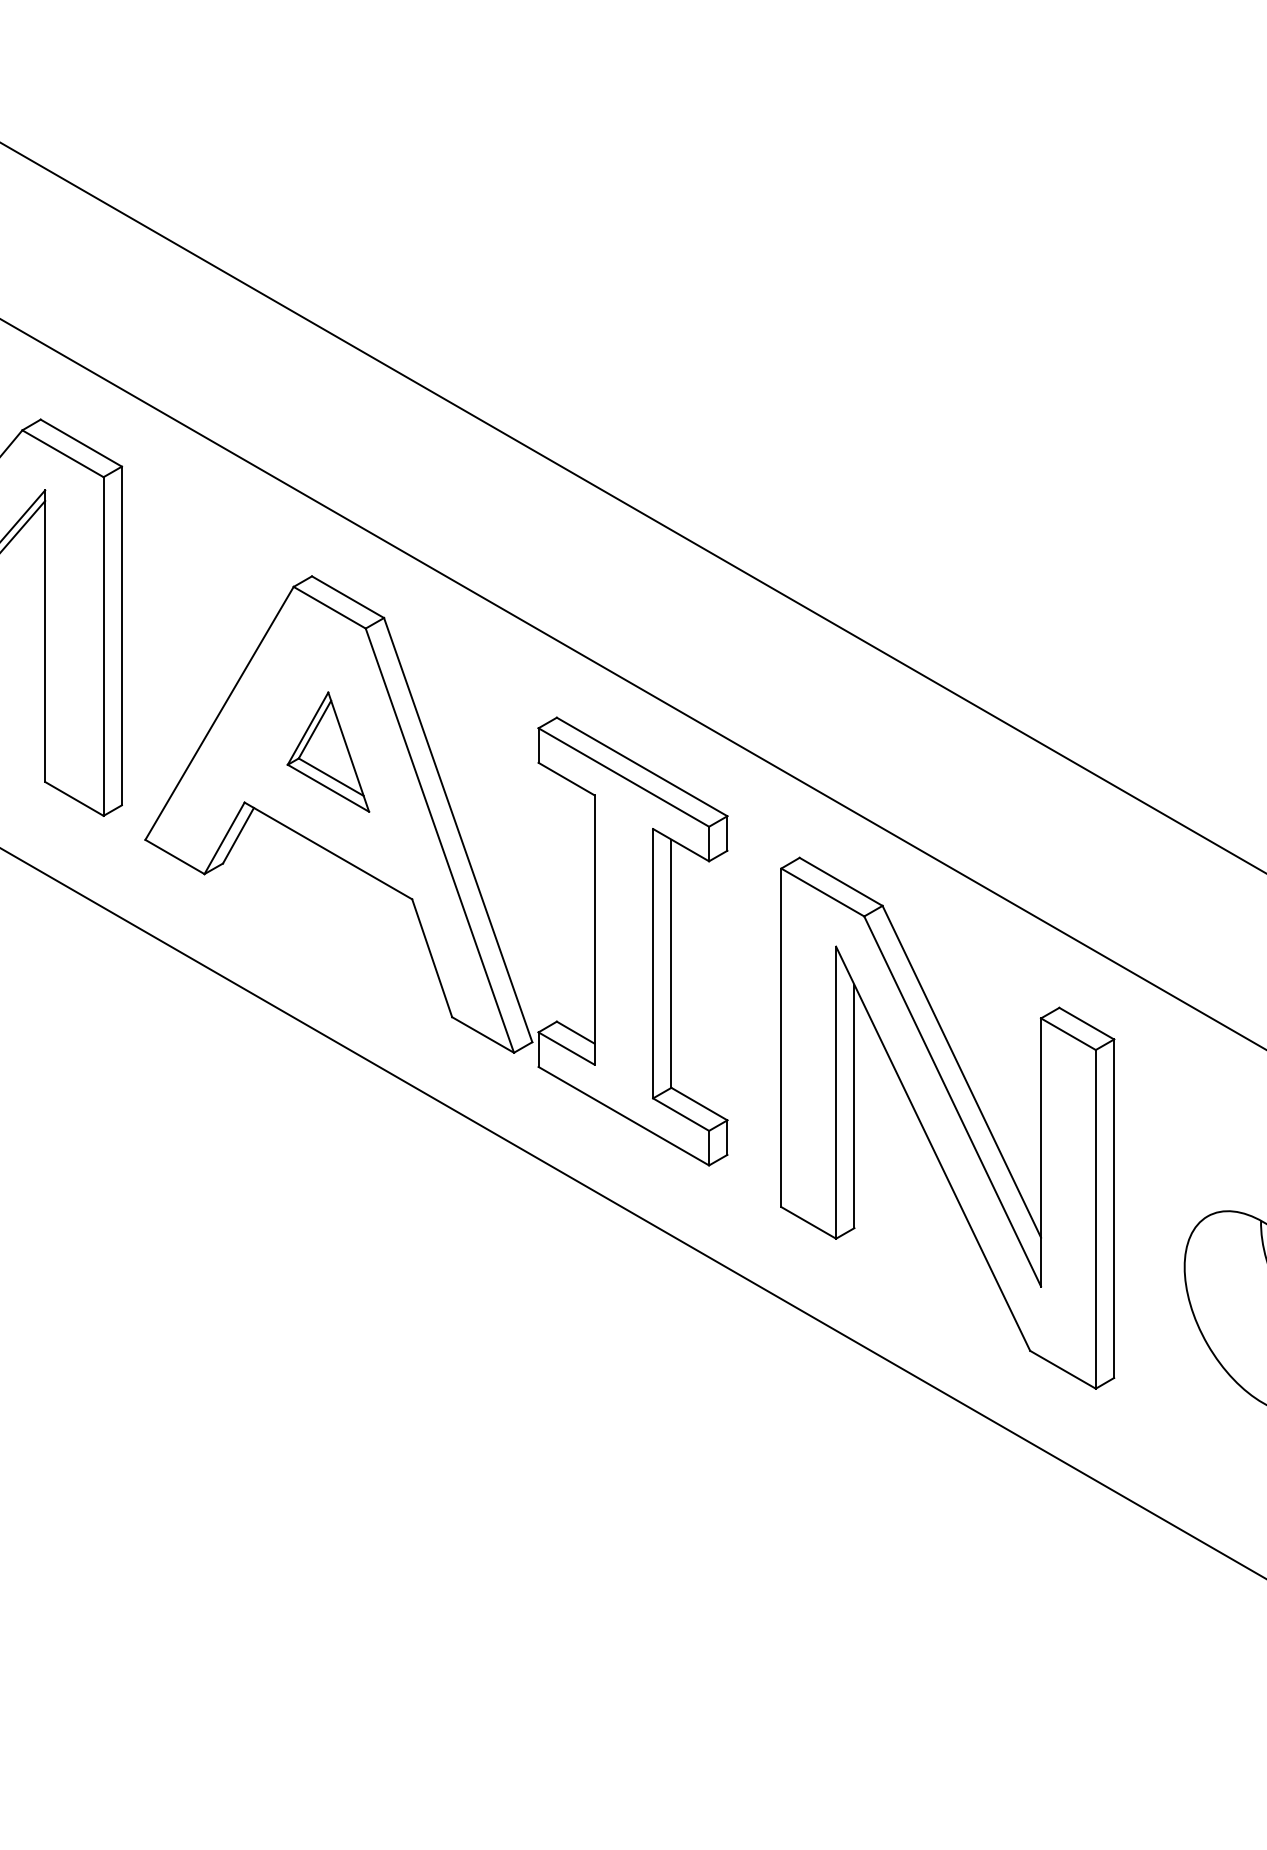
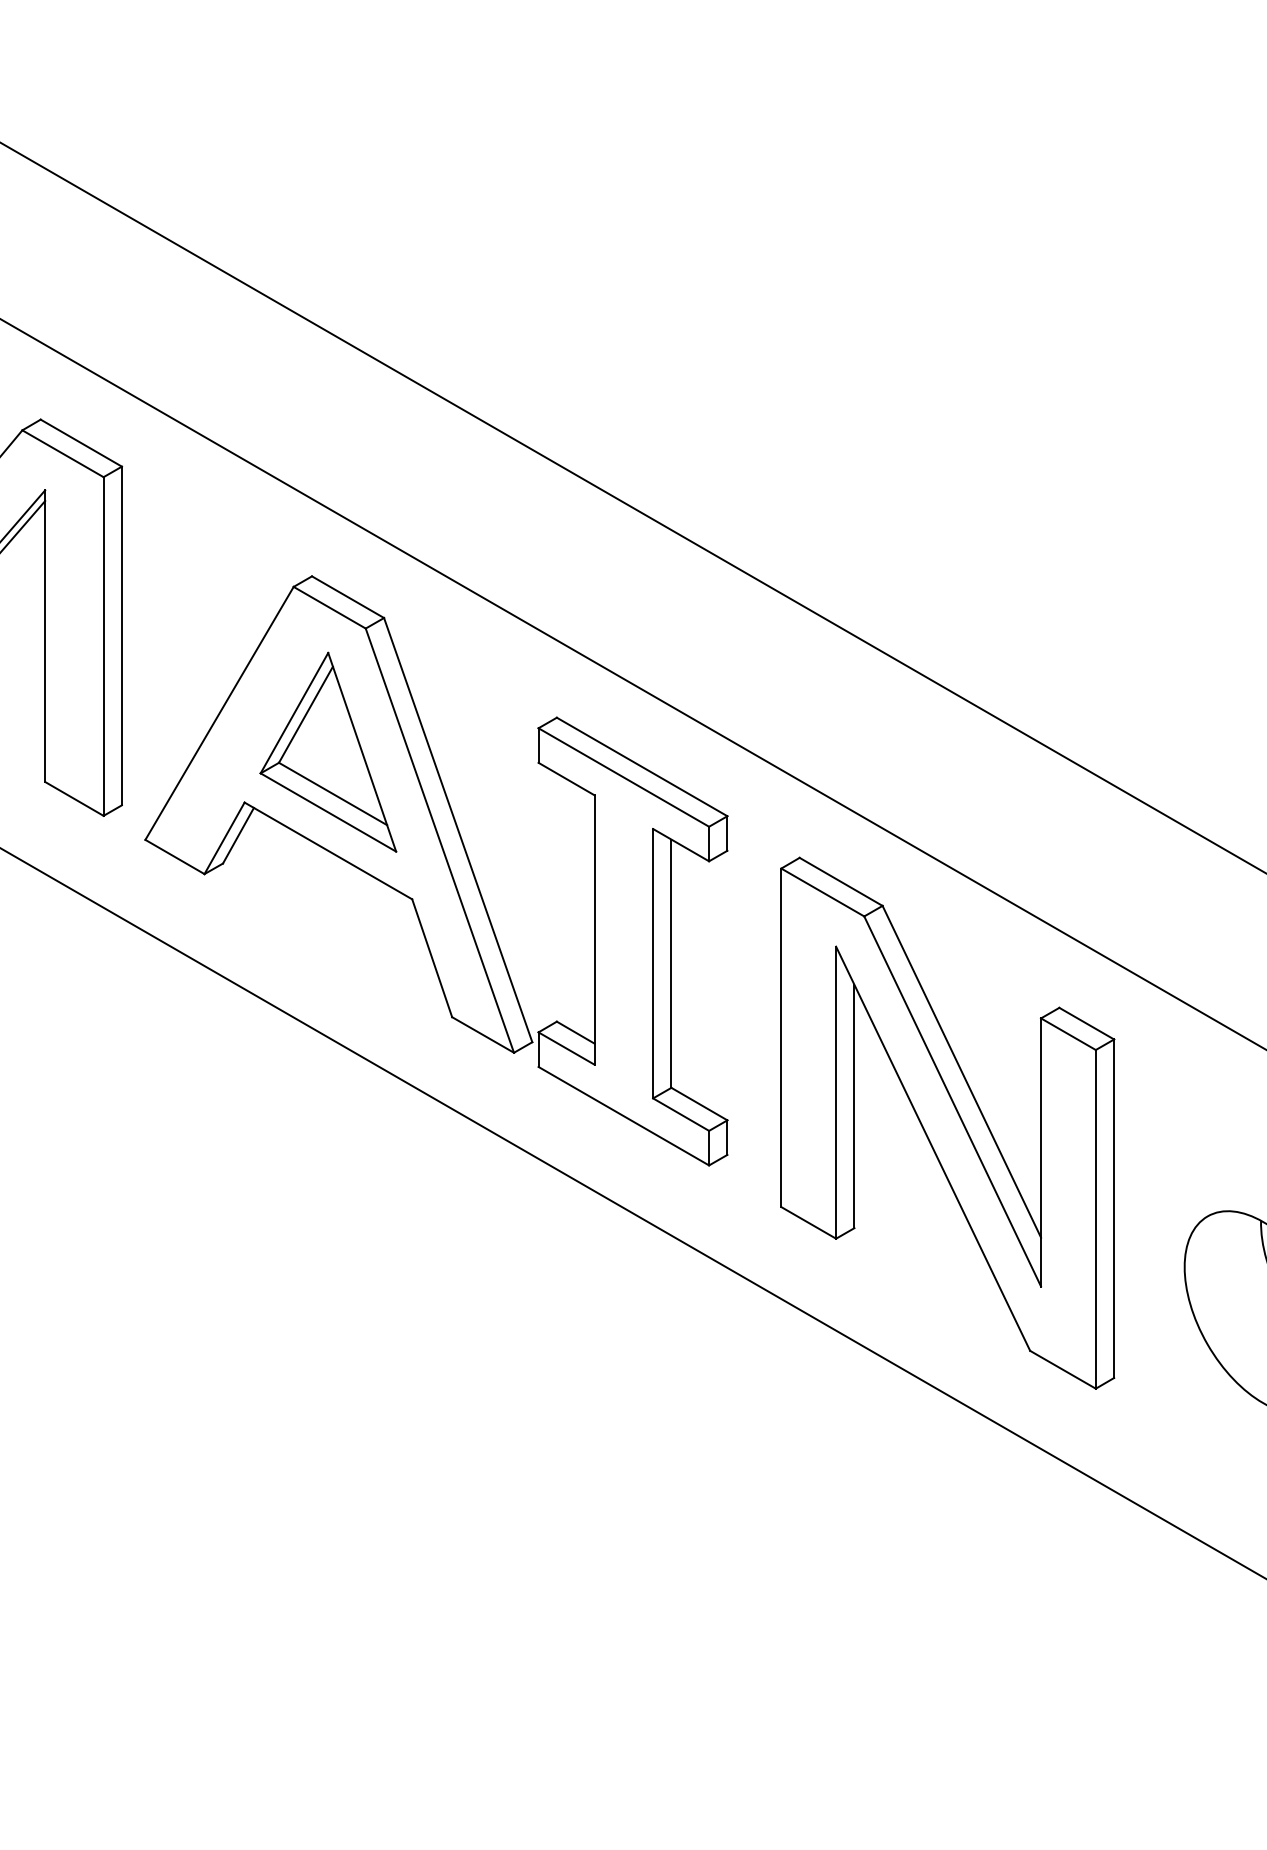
part size: 85x122 px -> 139x202 px (328, 751)
